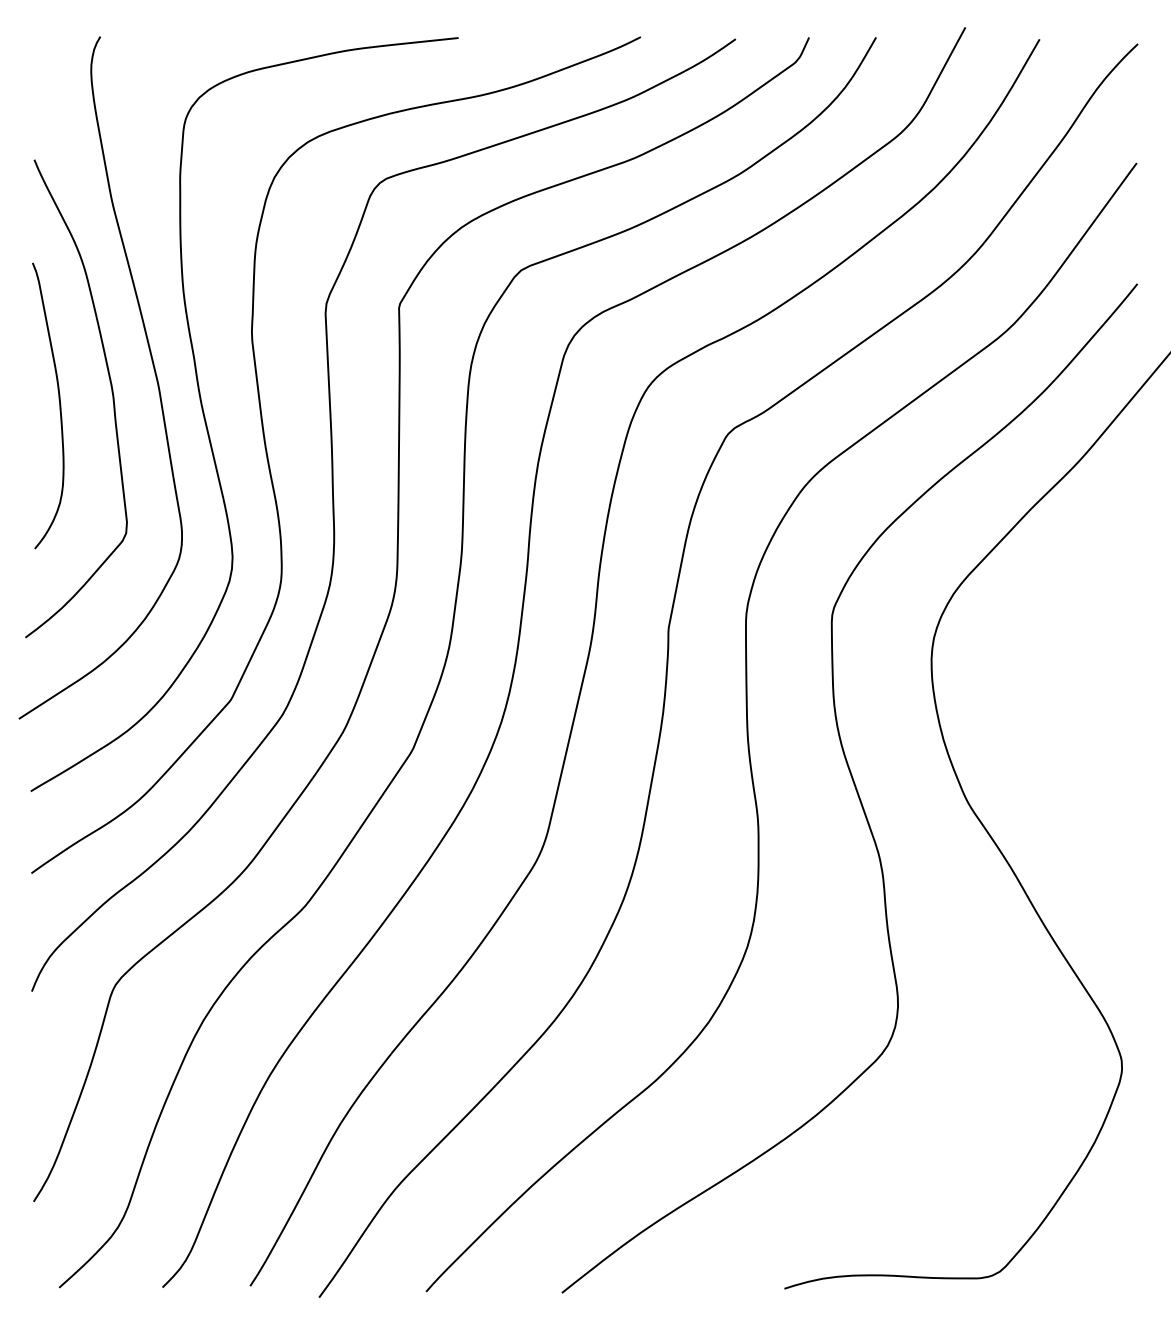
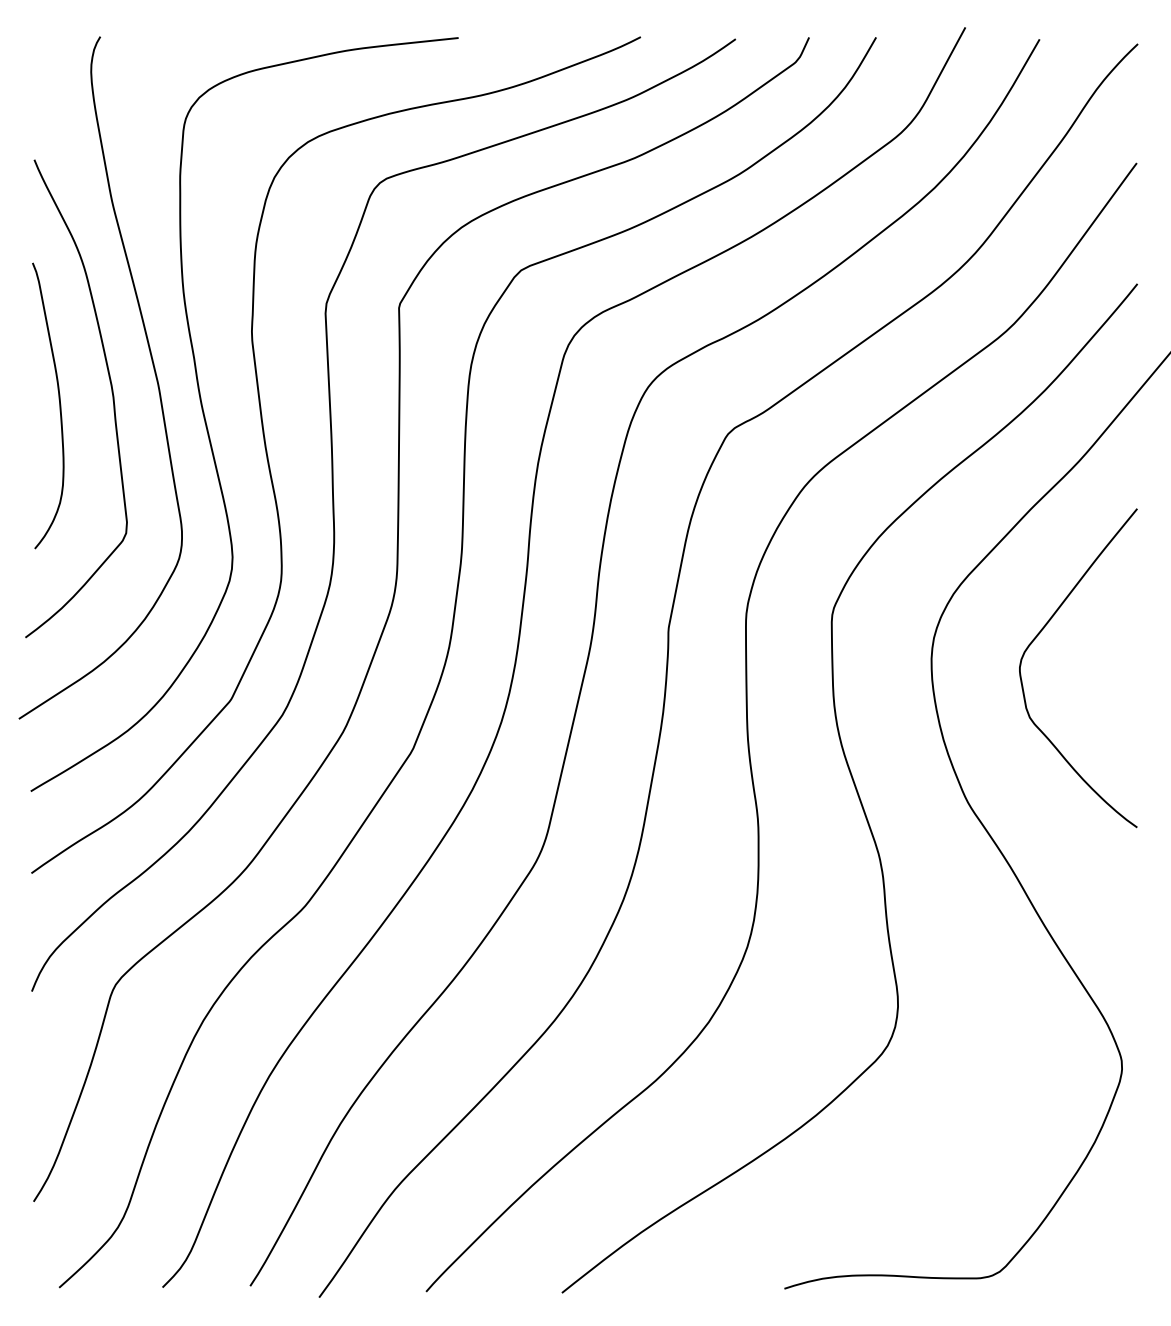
curve: none -> present (1036, 638)
